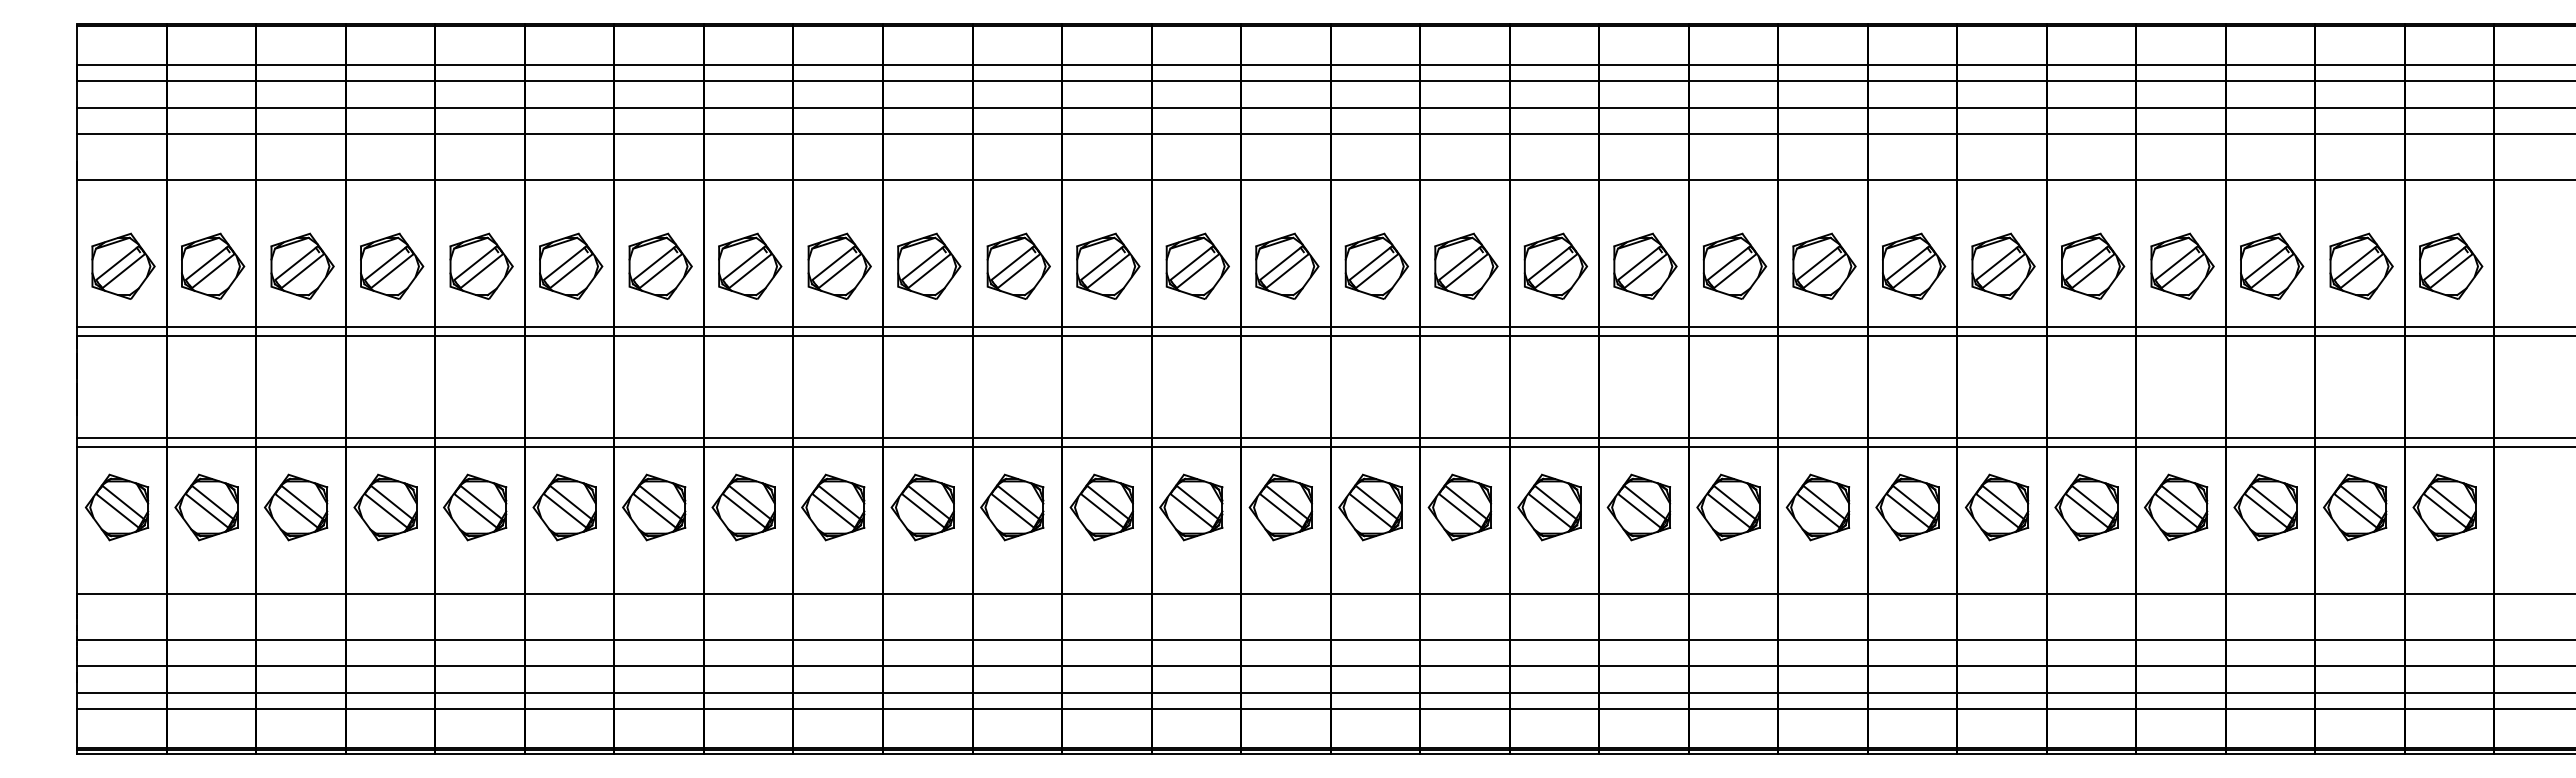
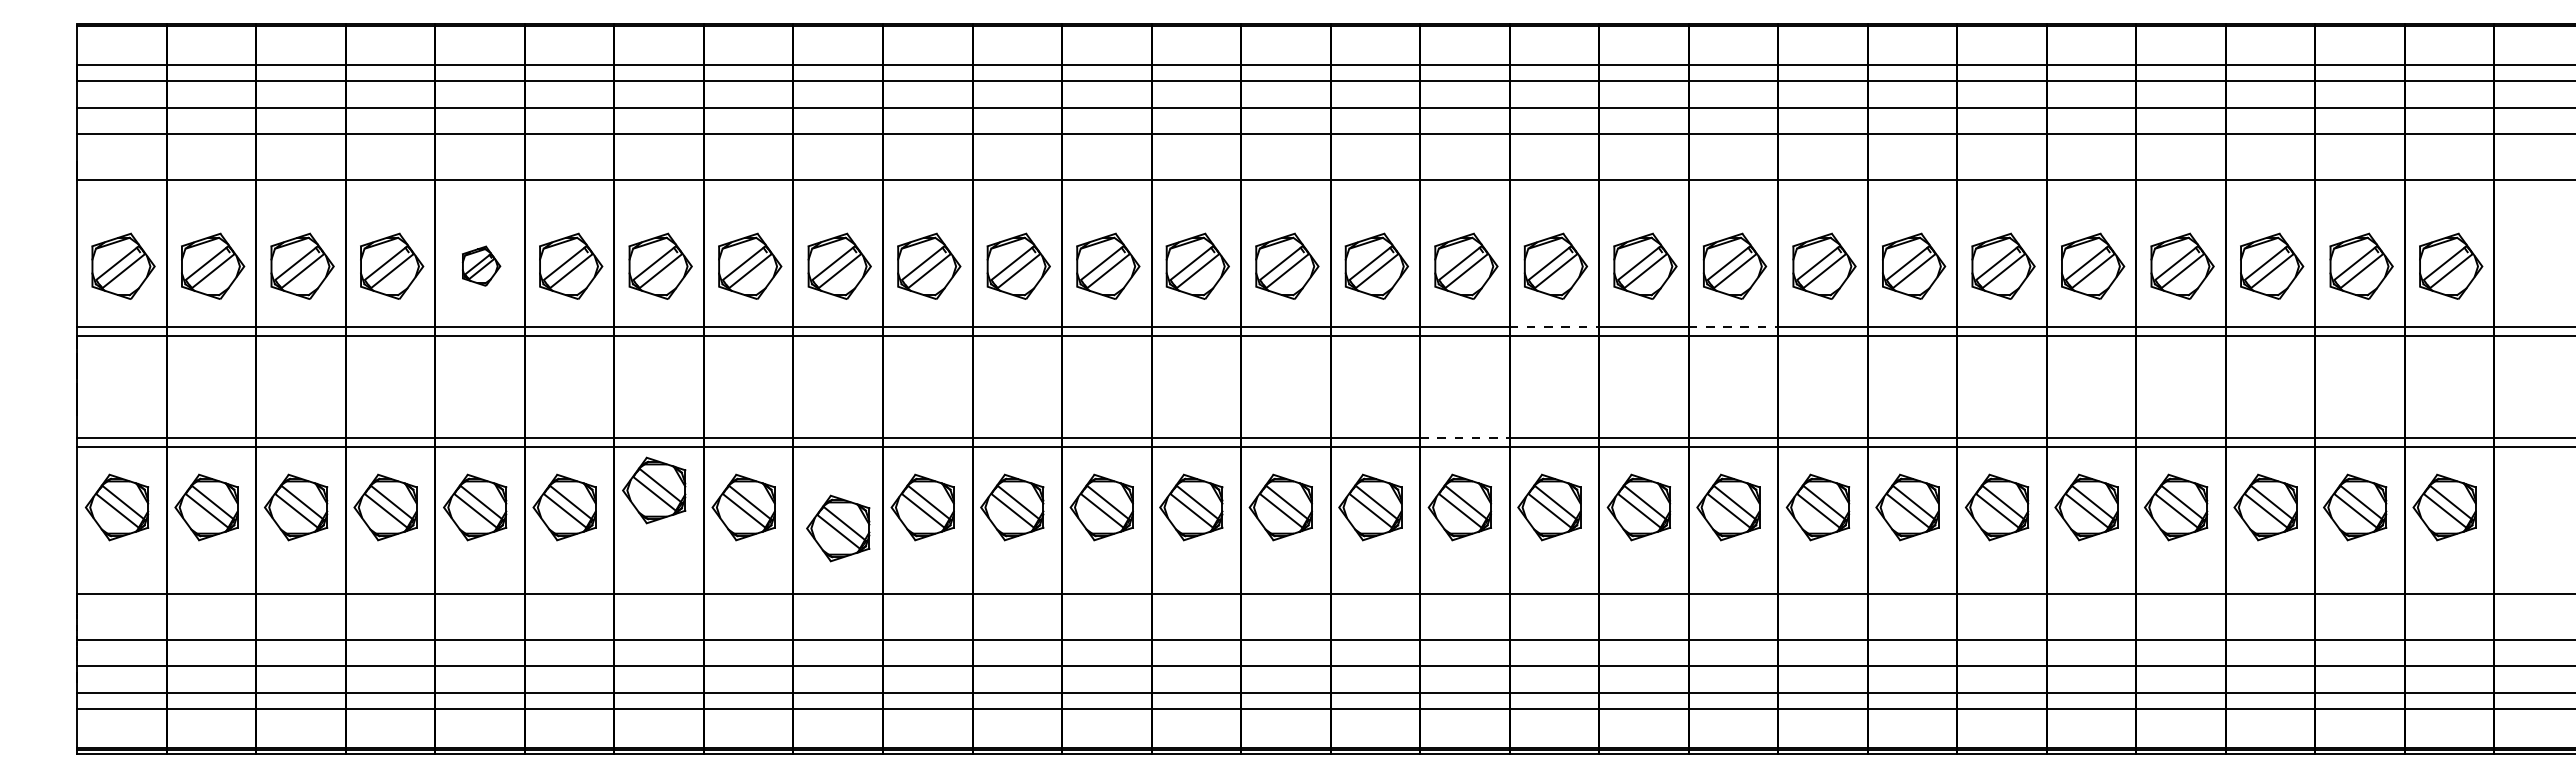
part size: 65x68 px -> 41x42 px (481, 265)
line: solid -> dashed (1554, 326)
line: solid -> dashed (1733, 326)
line: solid -> dashed (1464, 437)
part position: (654, 507) -> (654, 490) (654, 490)
part position: (833, 507) -> (838, 528) (838, 528)
